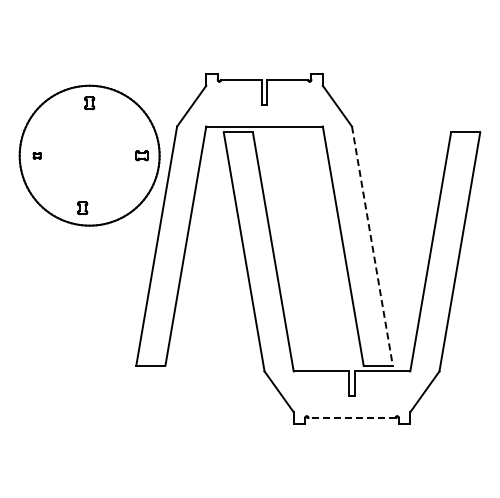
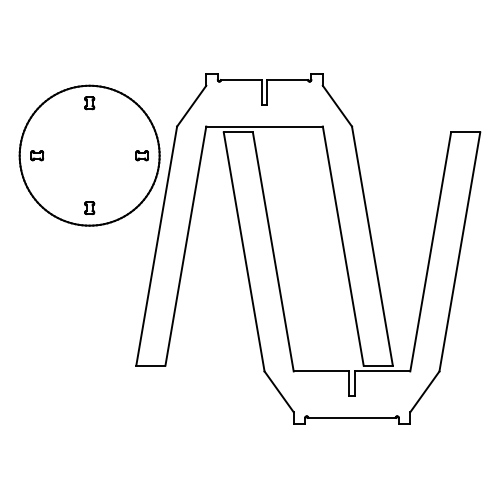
part size: 10x8 px -> 15x12 px (37, 155)
part position: (82, 207) -> (89, 207) (89, 207)
line: dashed -> solid (372, 246)
line: dashed -> solid (352, 418)
